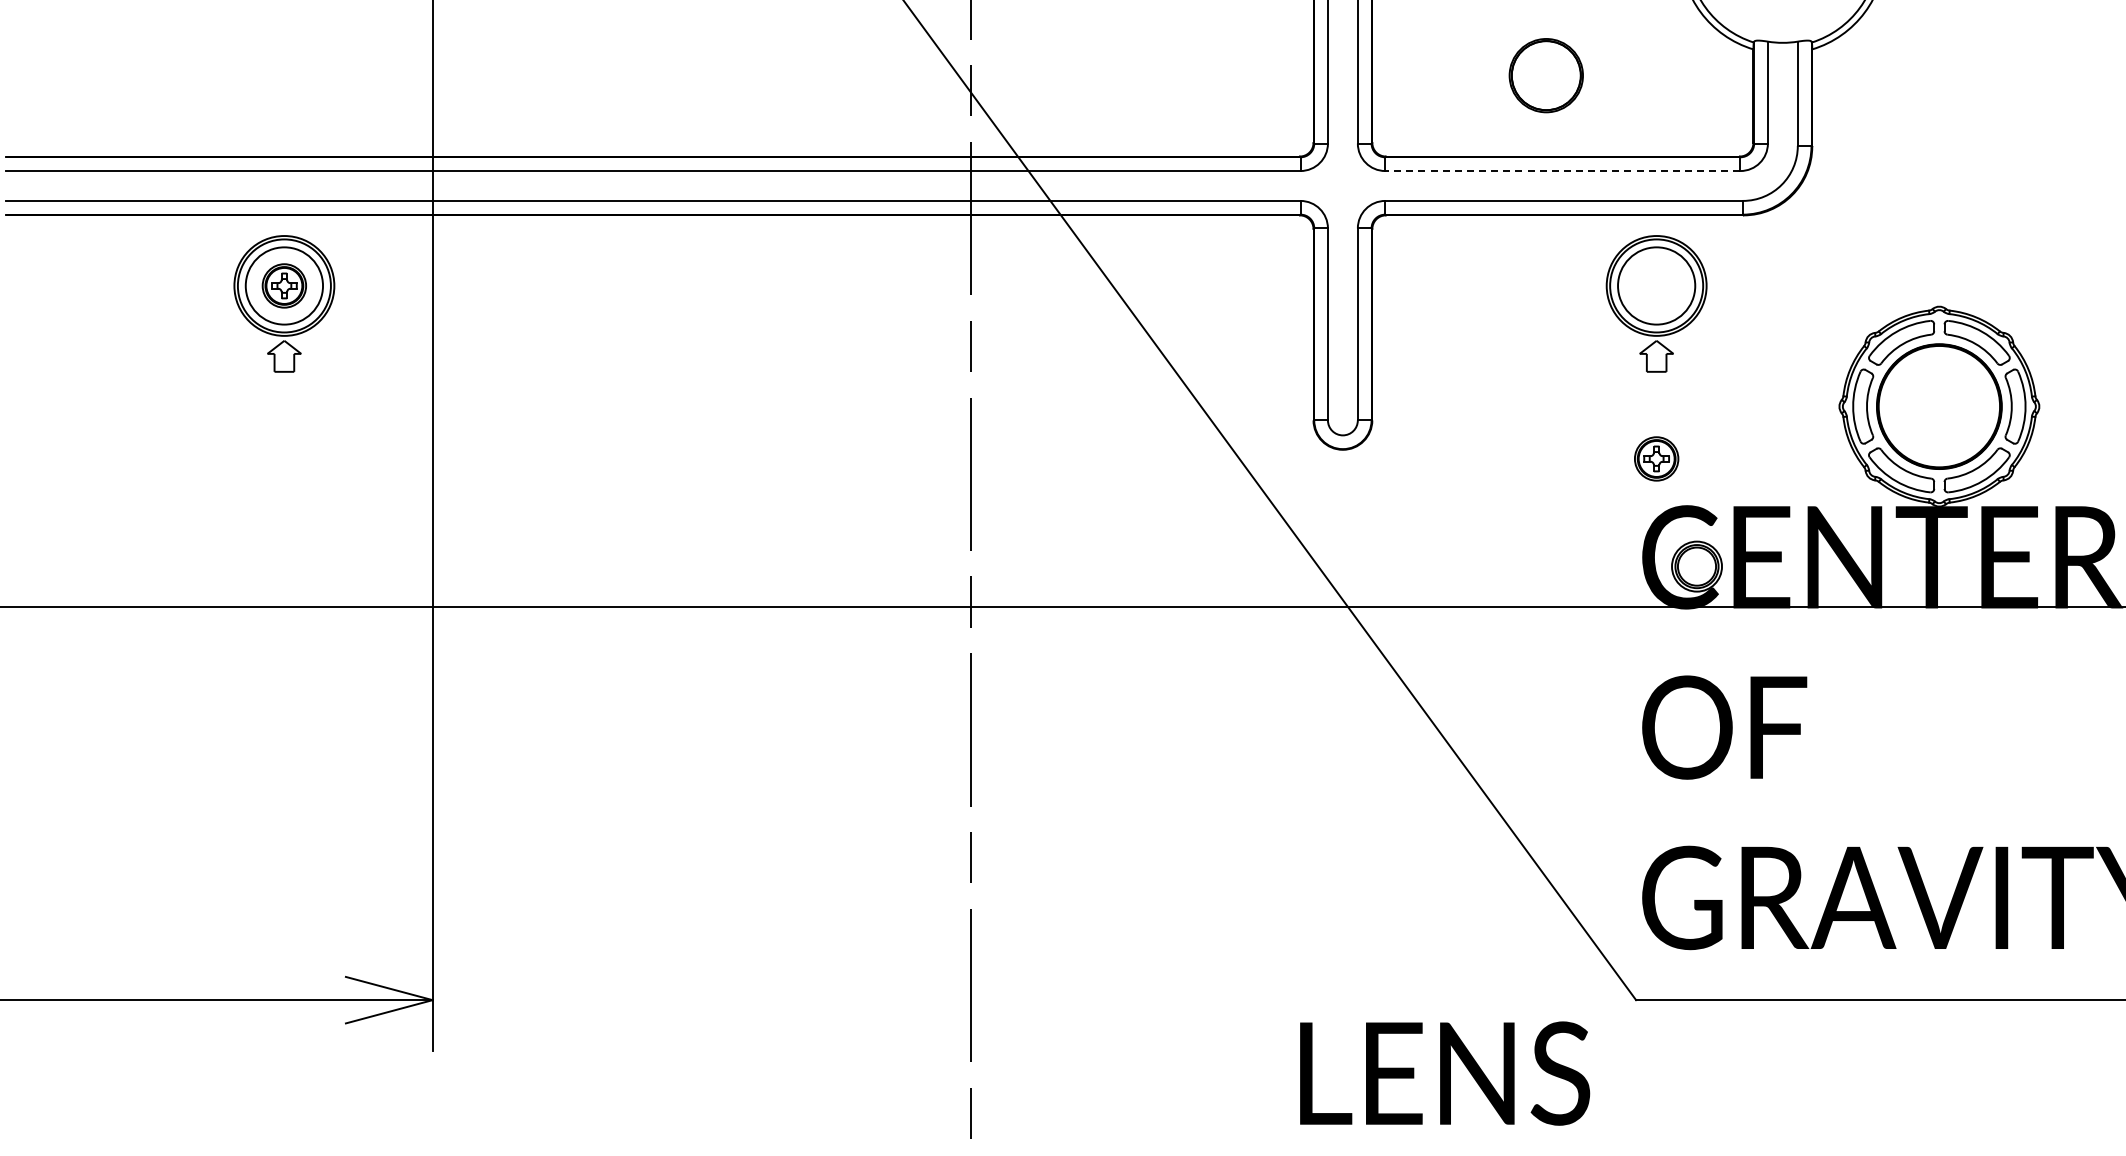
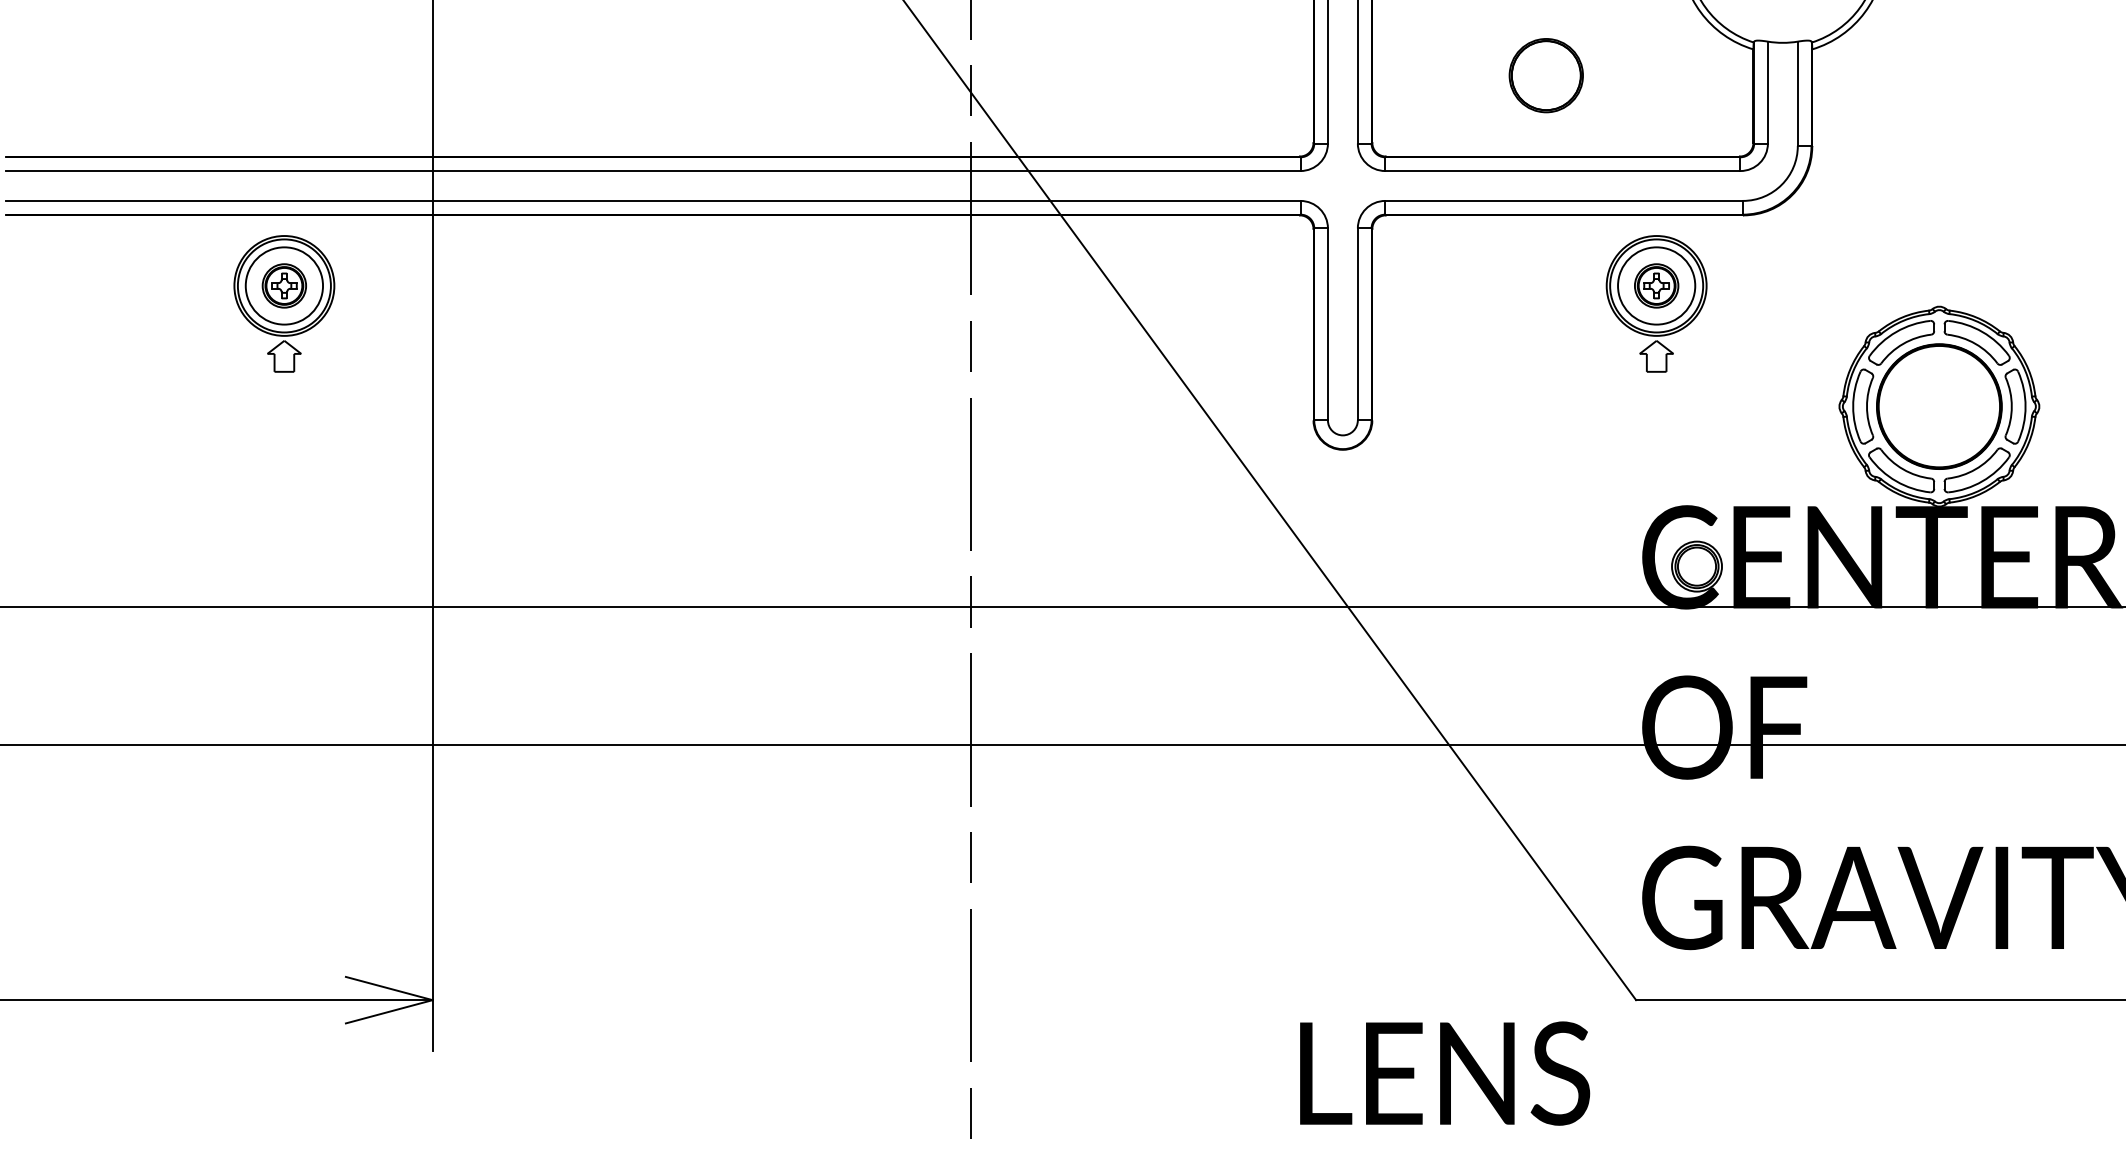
line: dashed -> solid (1562, 171)
part position: (1656, 458) -> (1656, 285) (1656, 285)
line: none -> present (1062, 744)
